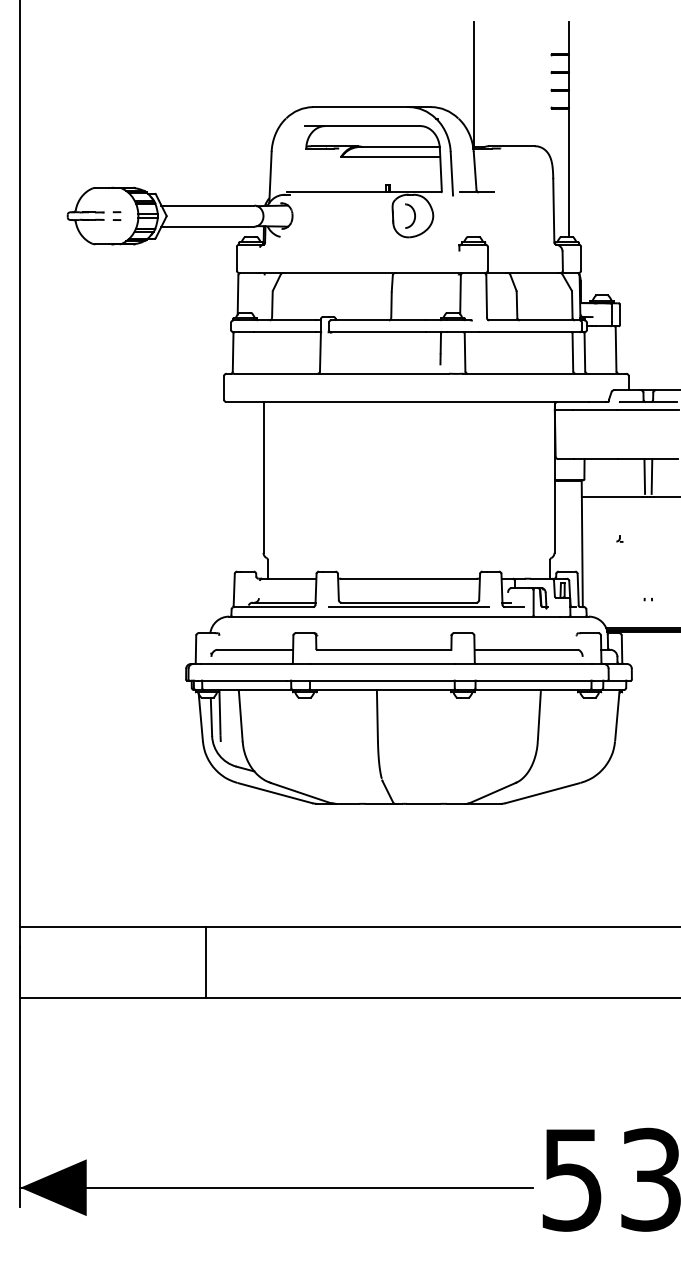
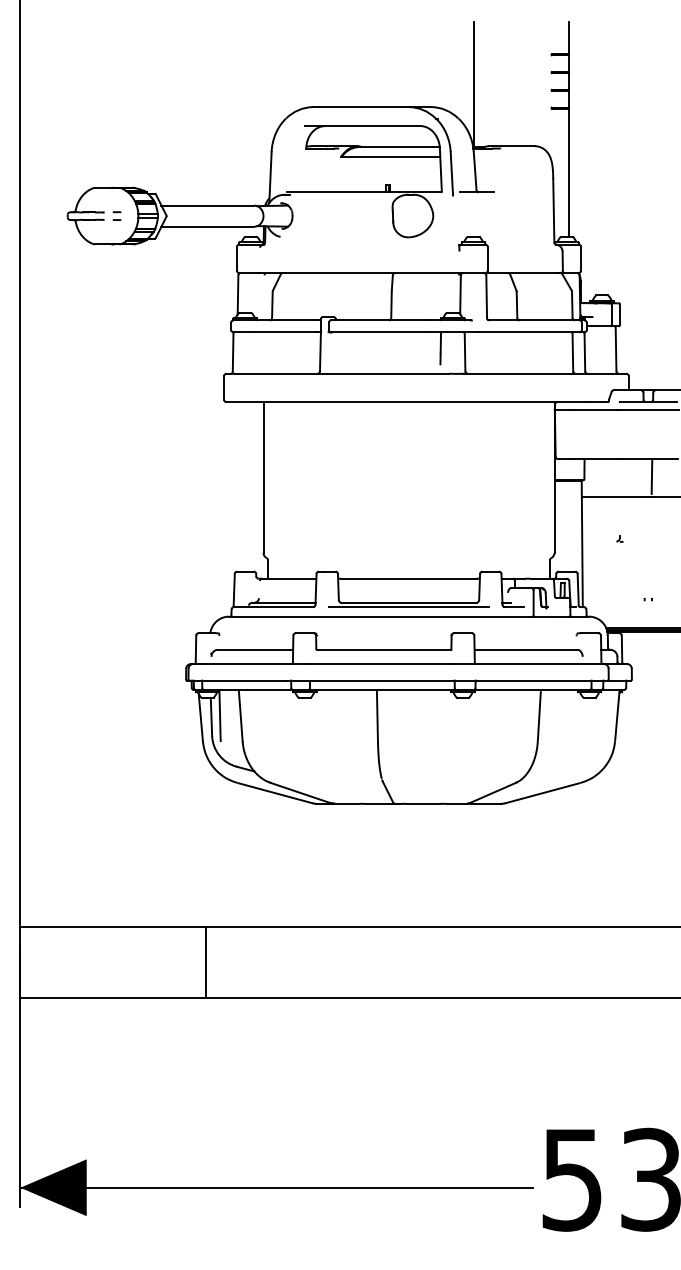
part: present -> none (410, 215)
line: present -> none (644, 476)
